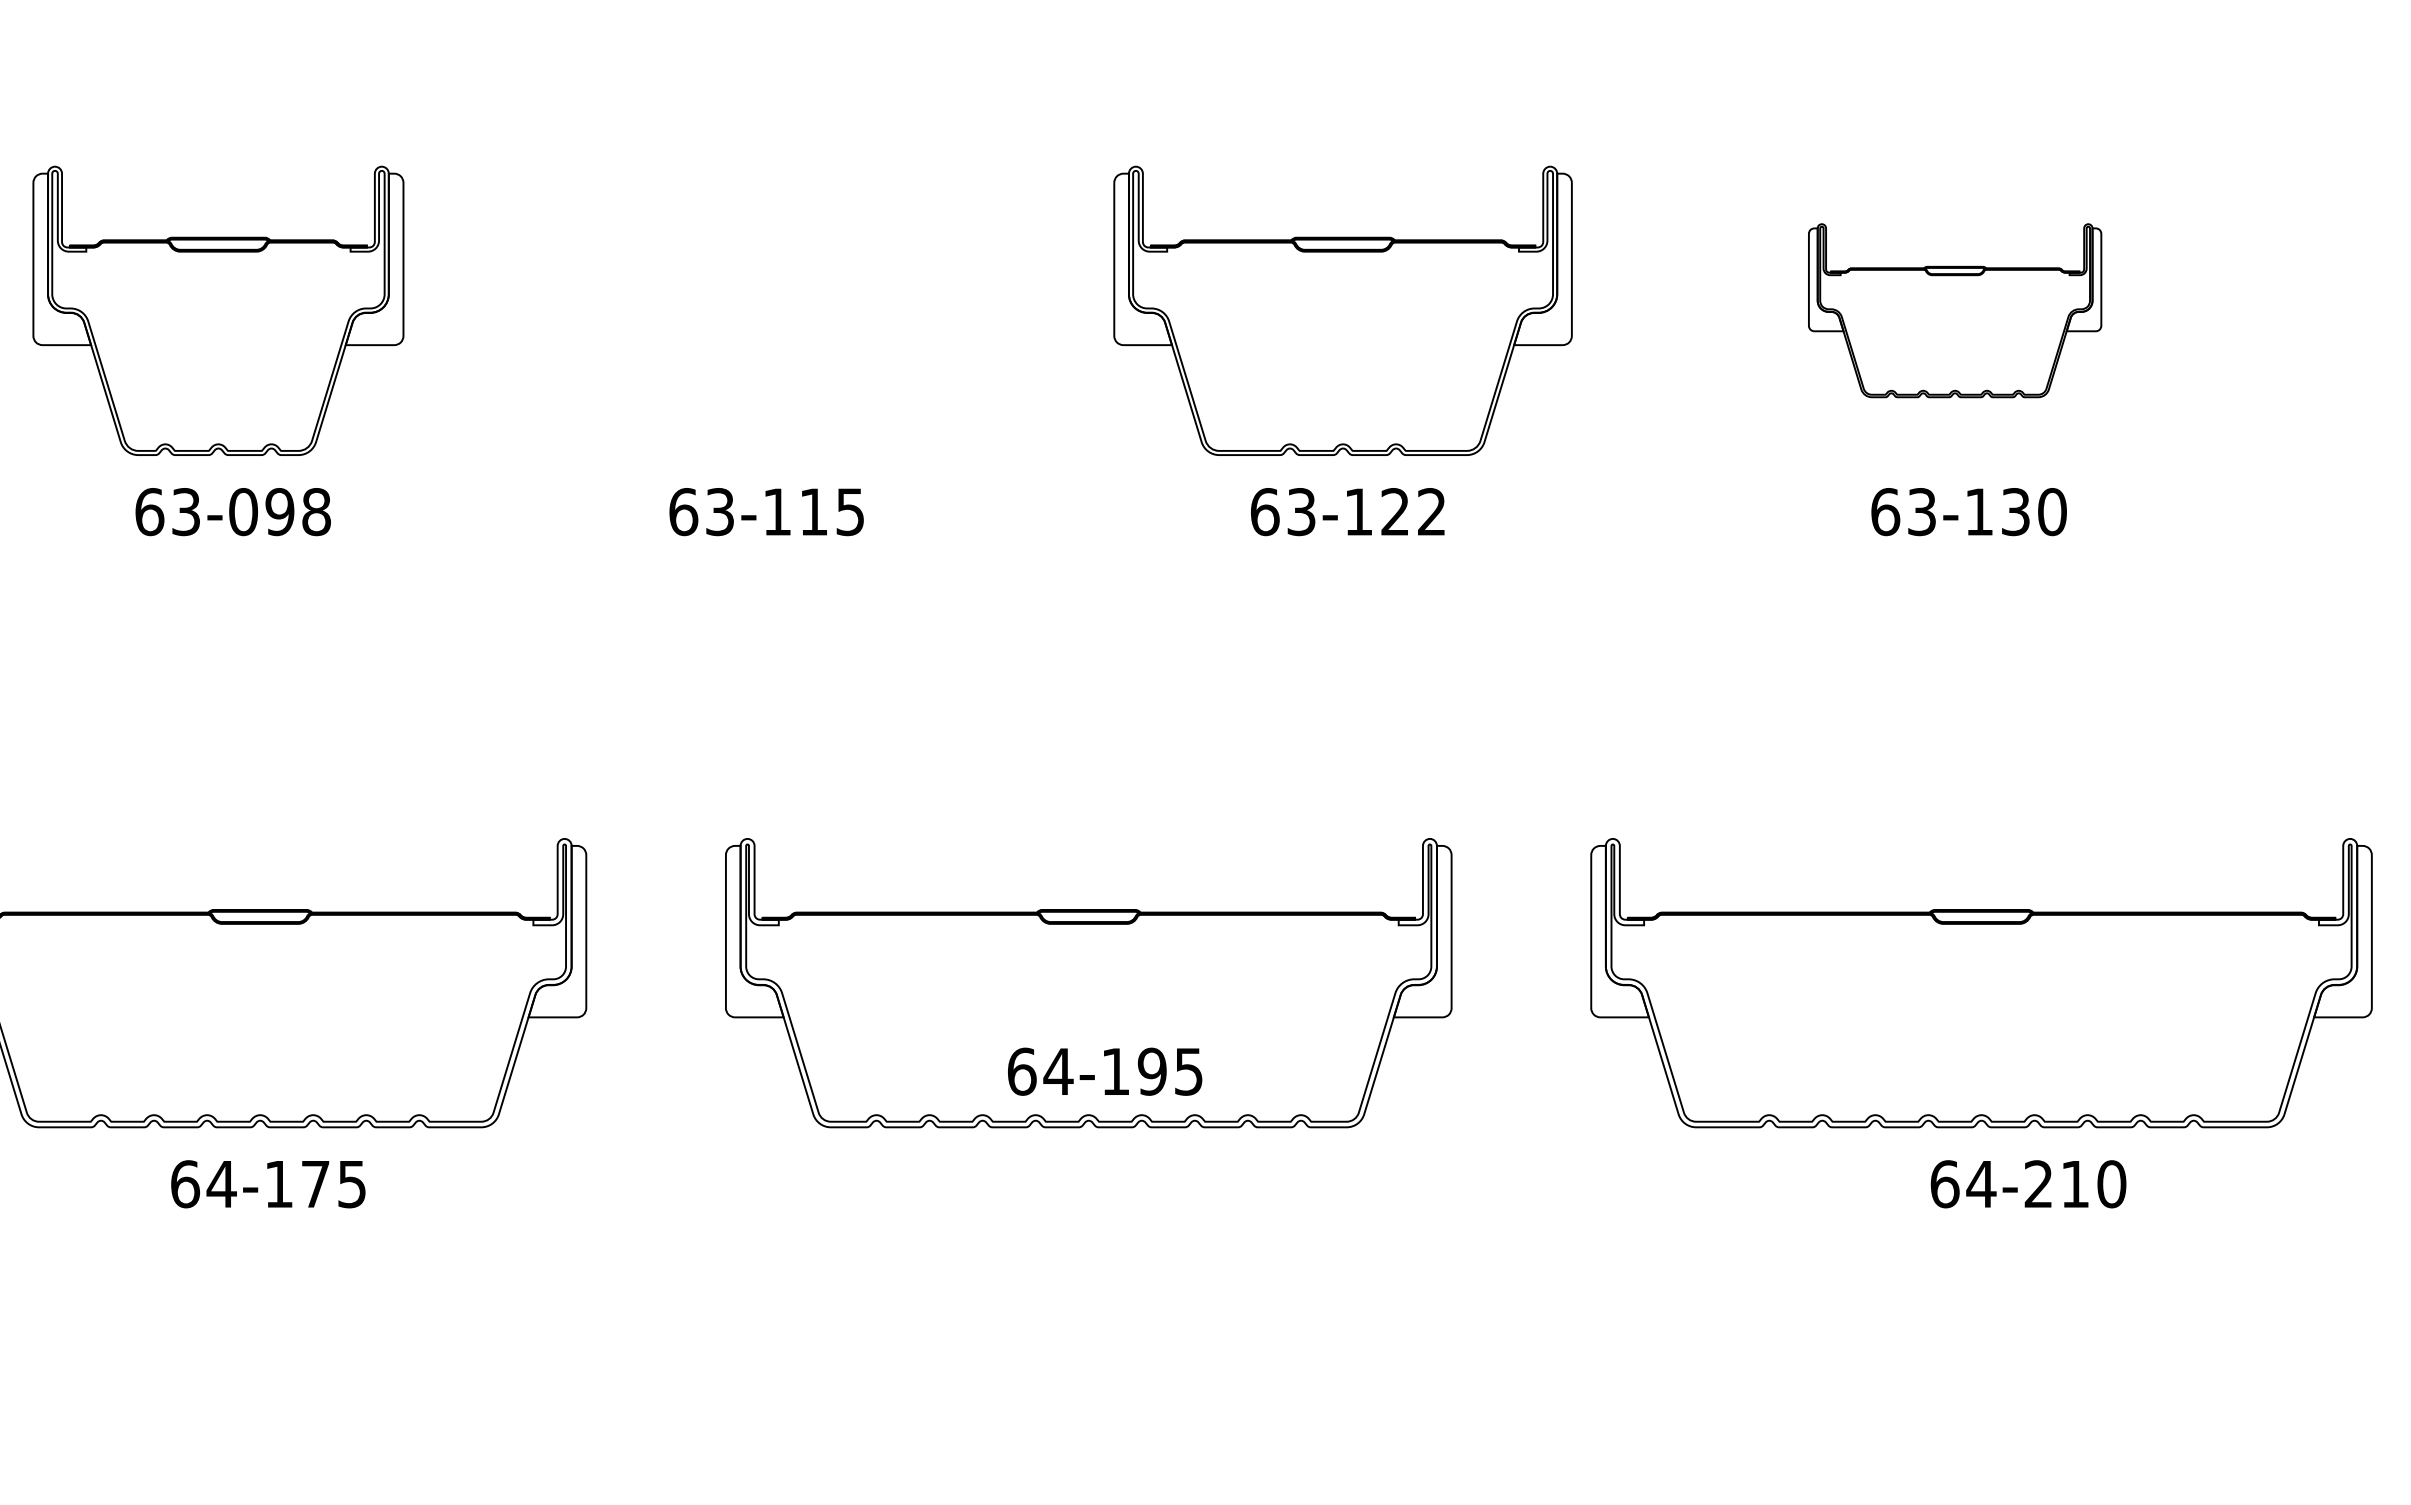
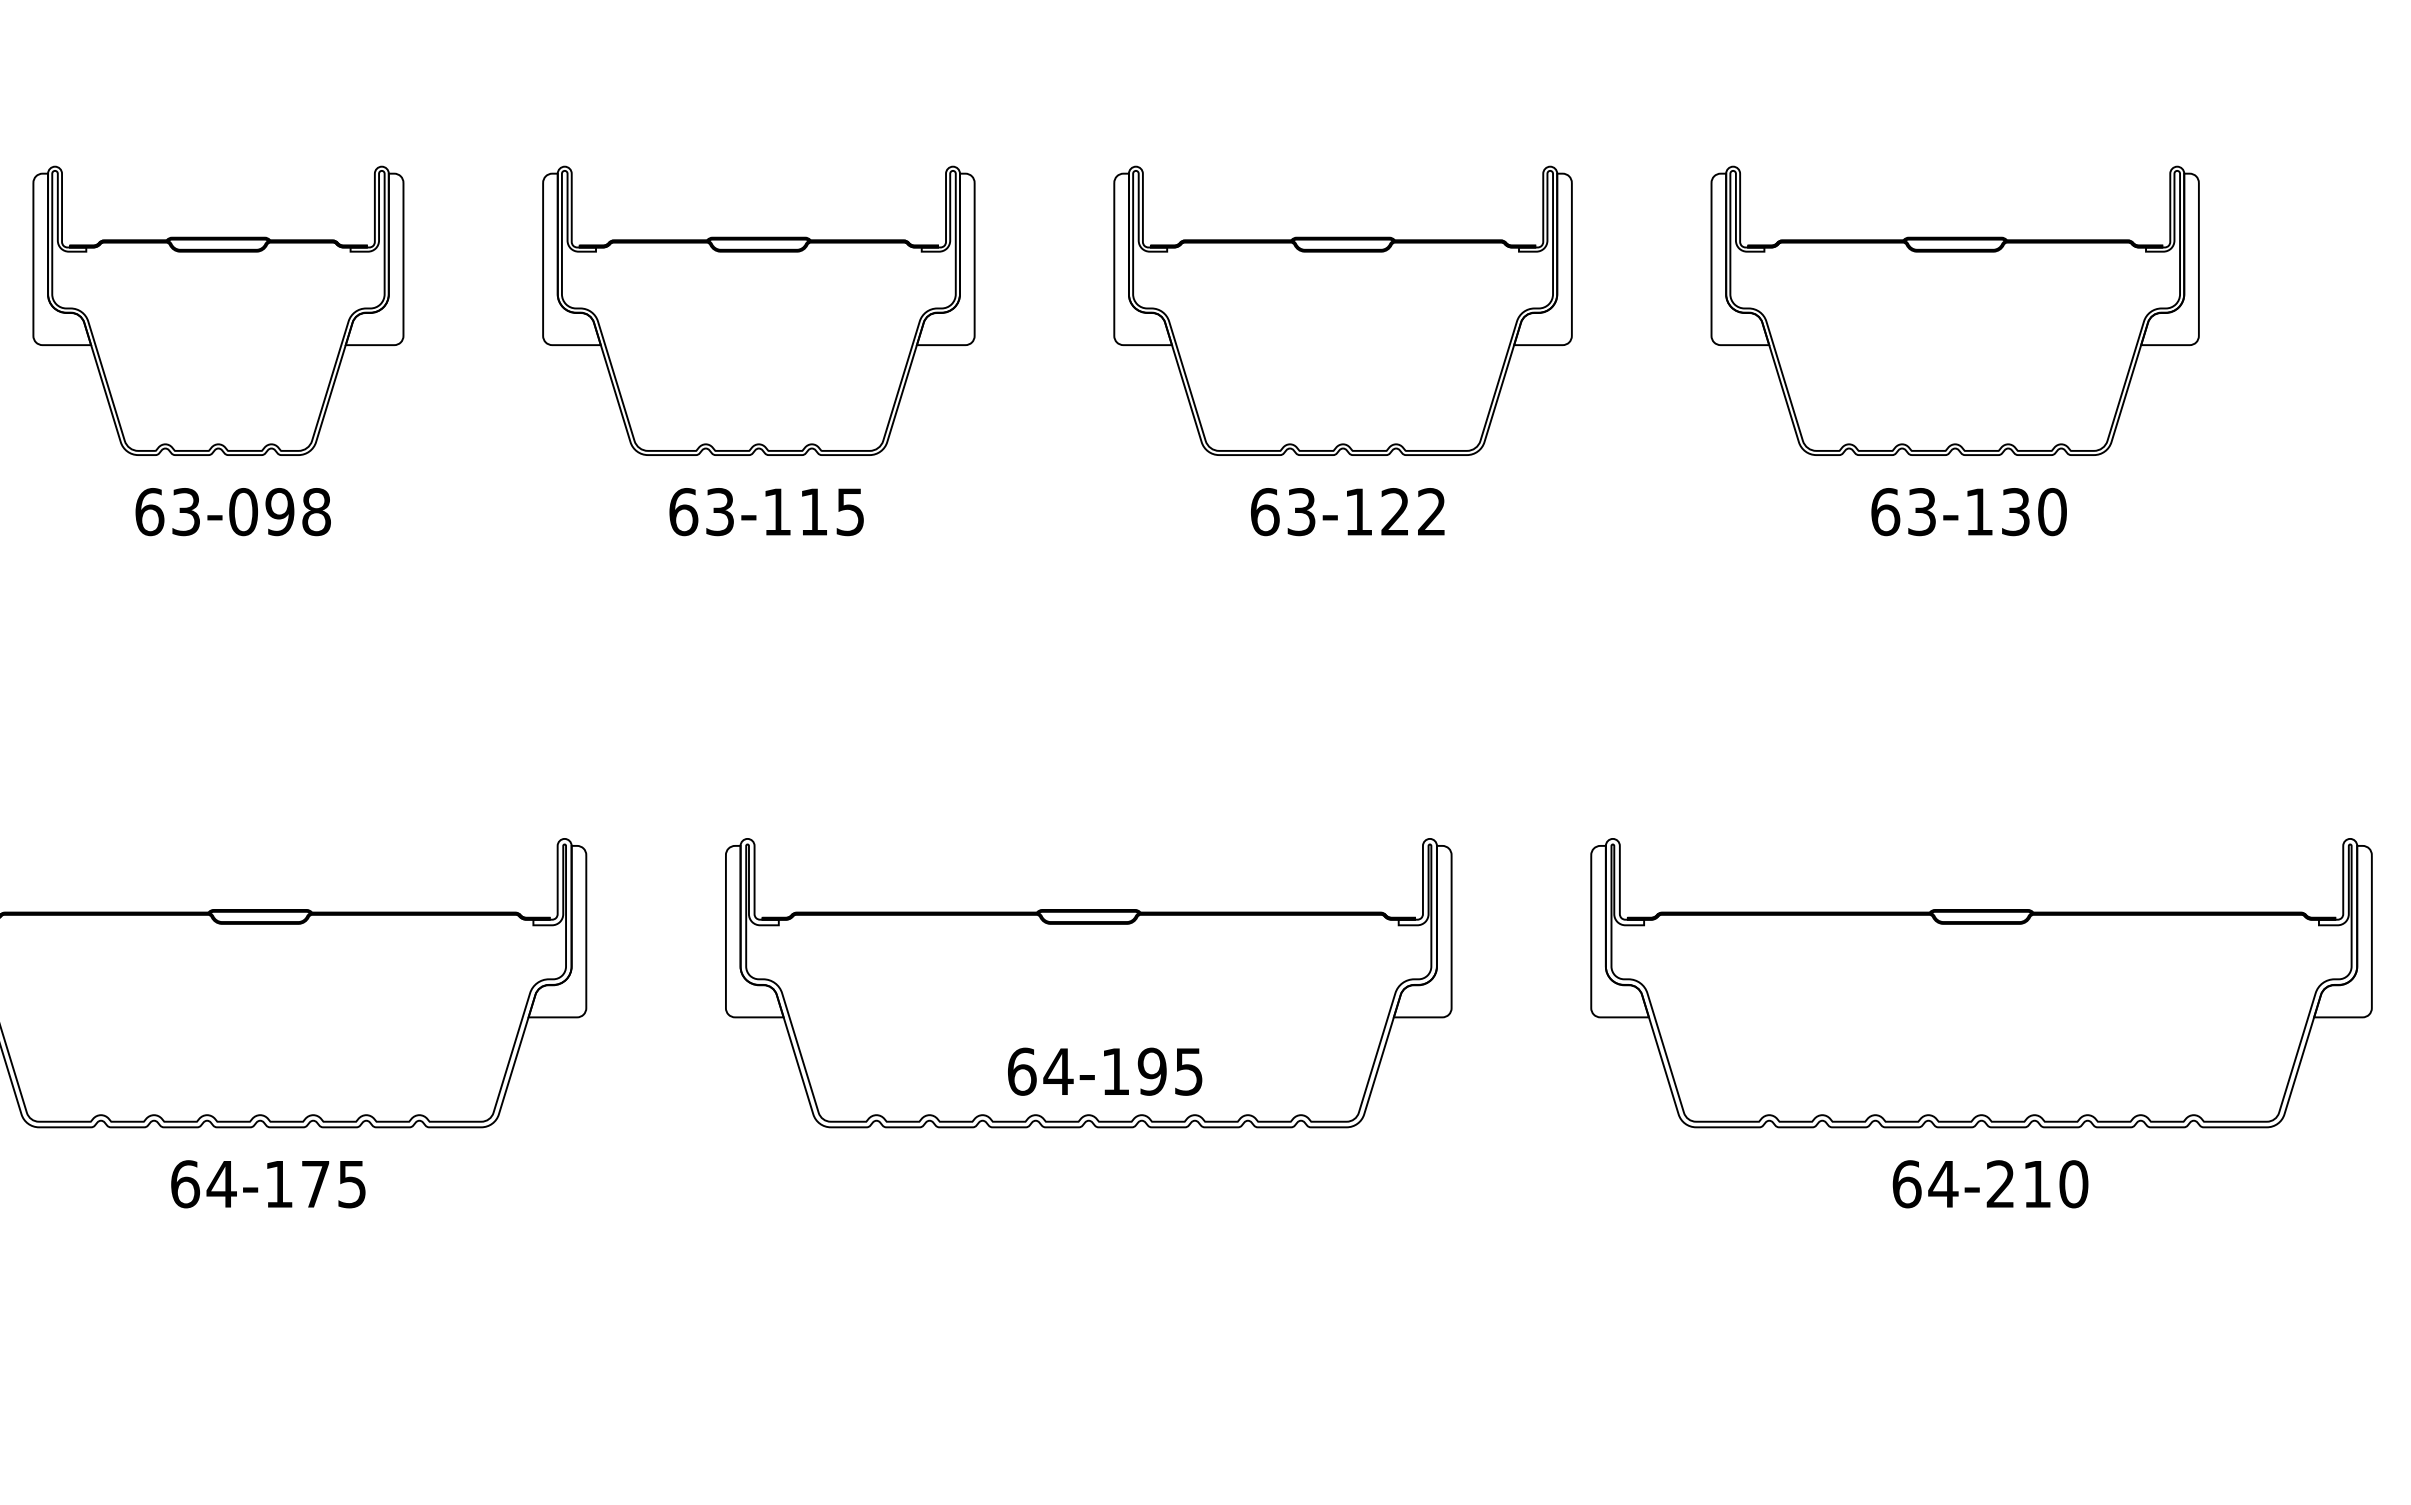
part: none -> present (758, 310)
part size: 295x176 px -> 490x291 px (1954, 310)
text position: (2028, 1184) -> (1990, 1184) (1990, 1184)
